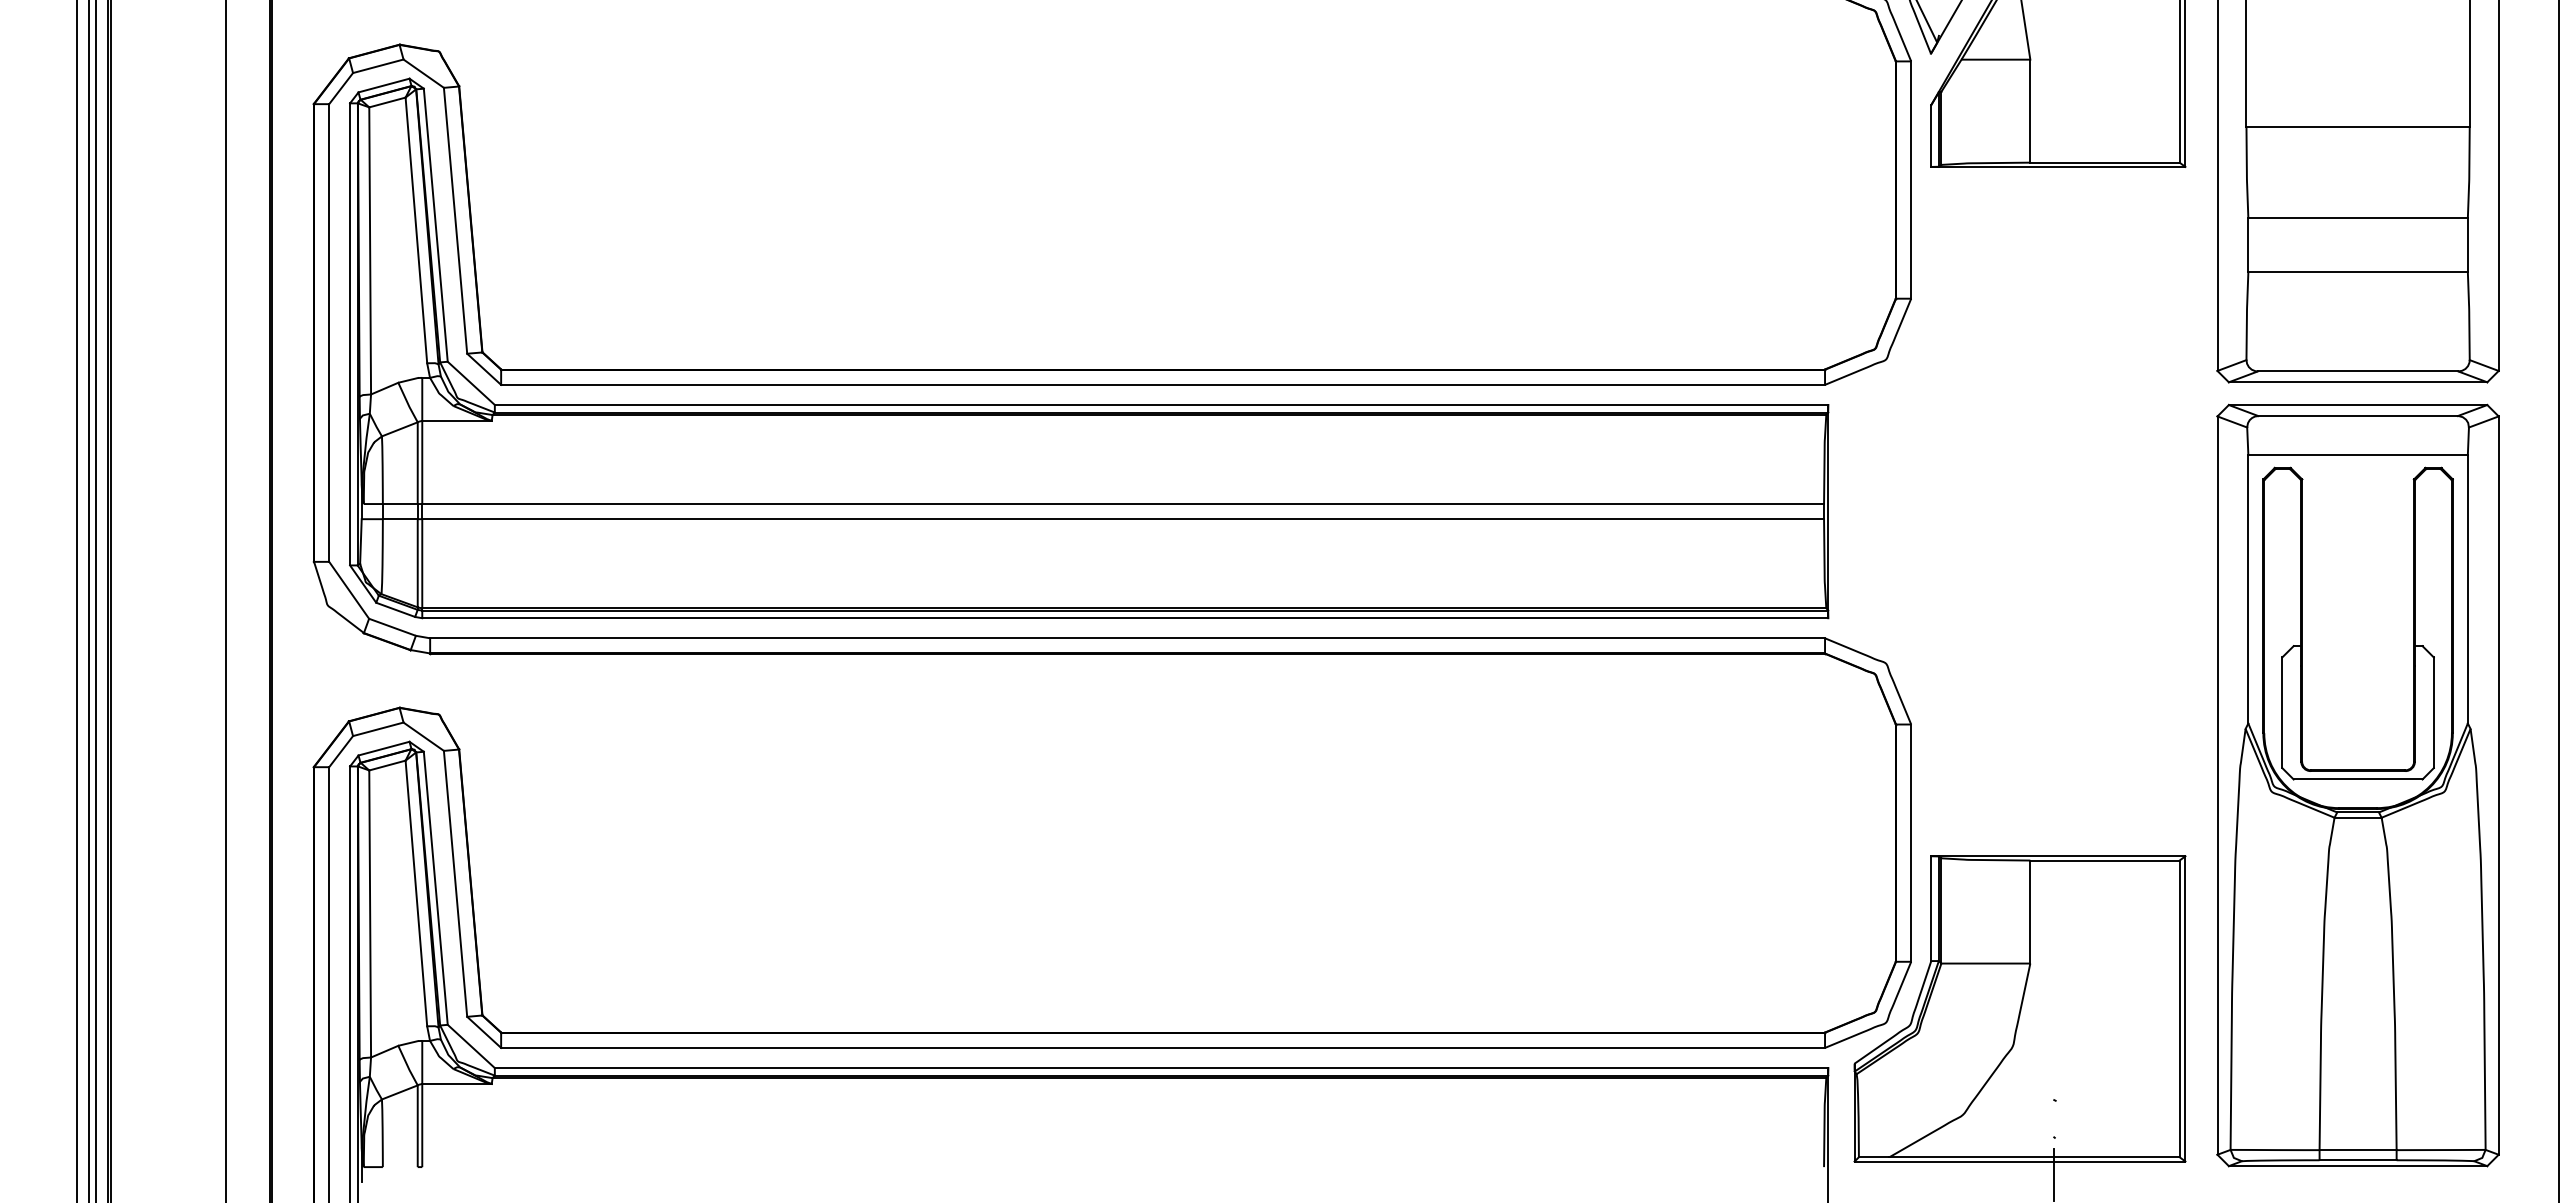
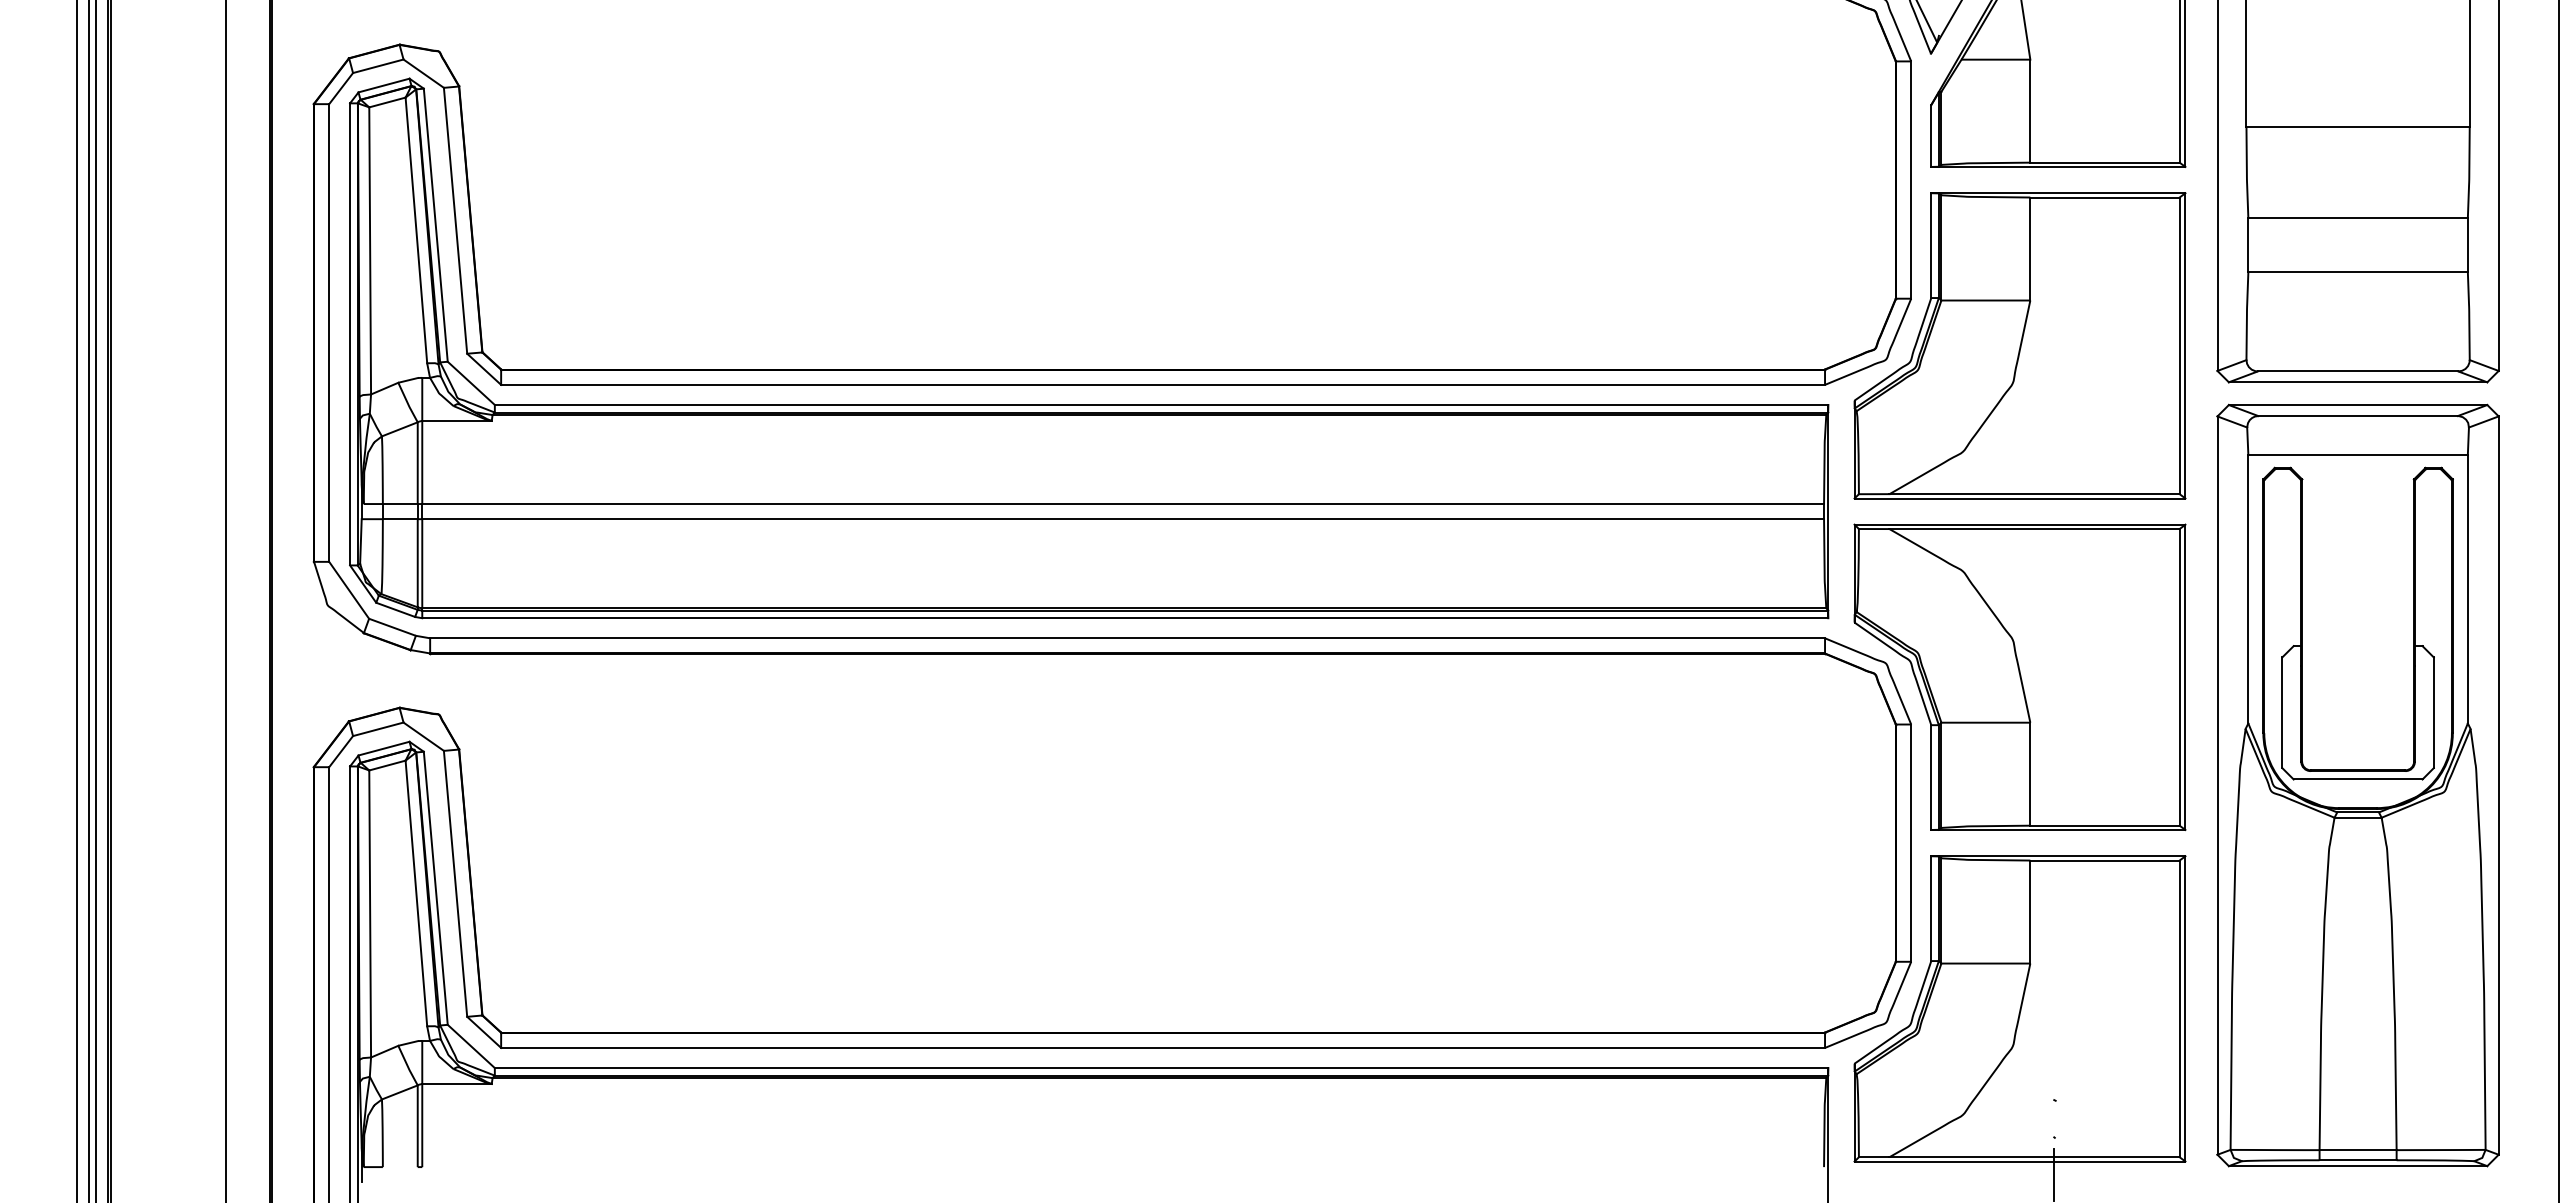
part: none -> present (2019, 345)
part: none -> present (2019, 677)
